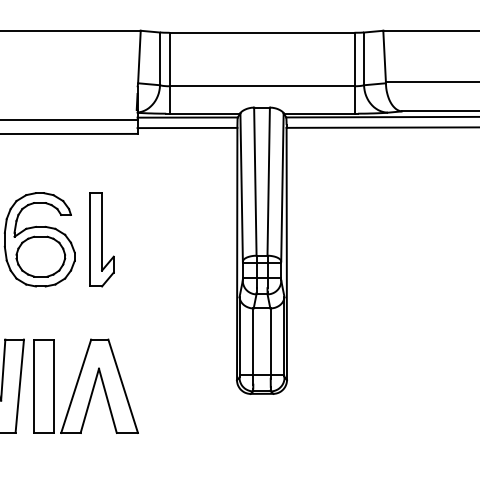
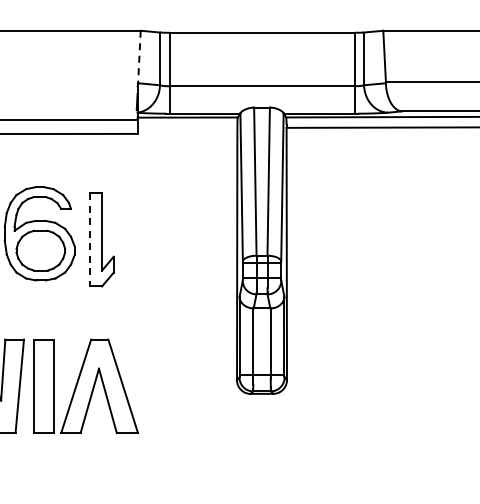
line: solid -> dashed (139, 57)
line: present -> none (187, 127)
part position: (39, 239) -> (39, 233) (39, 233)
line: solid -> dashed (90, 239)
